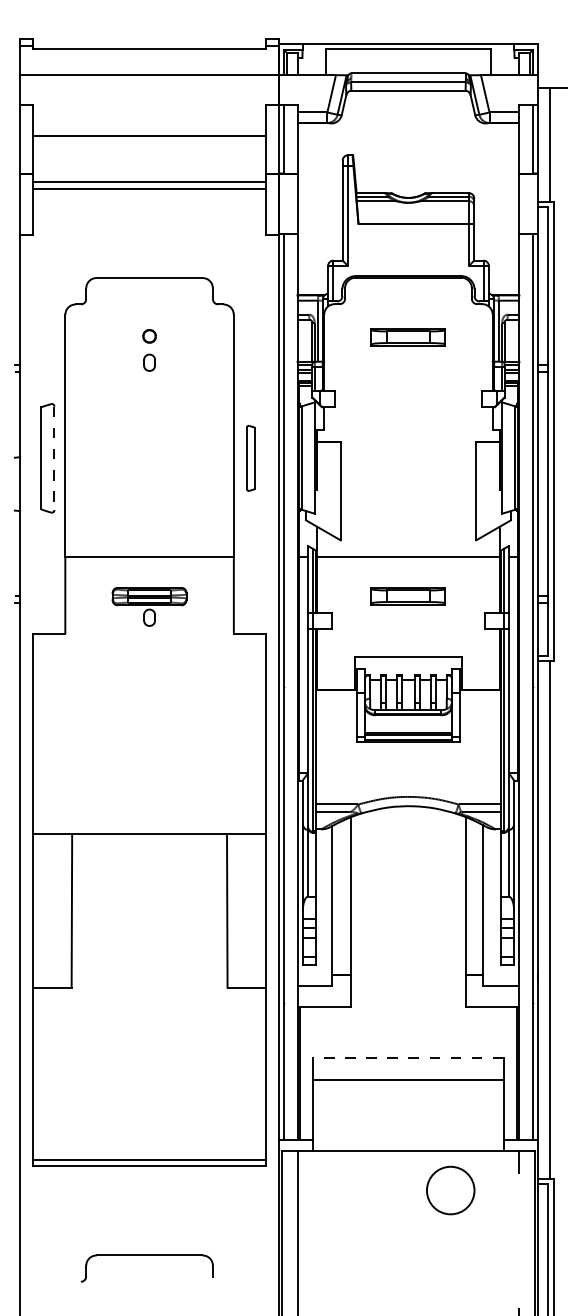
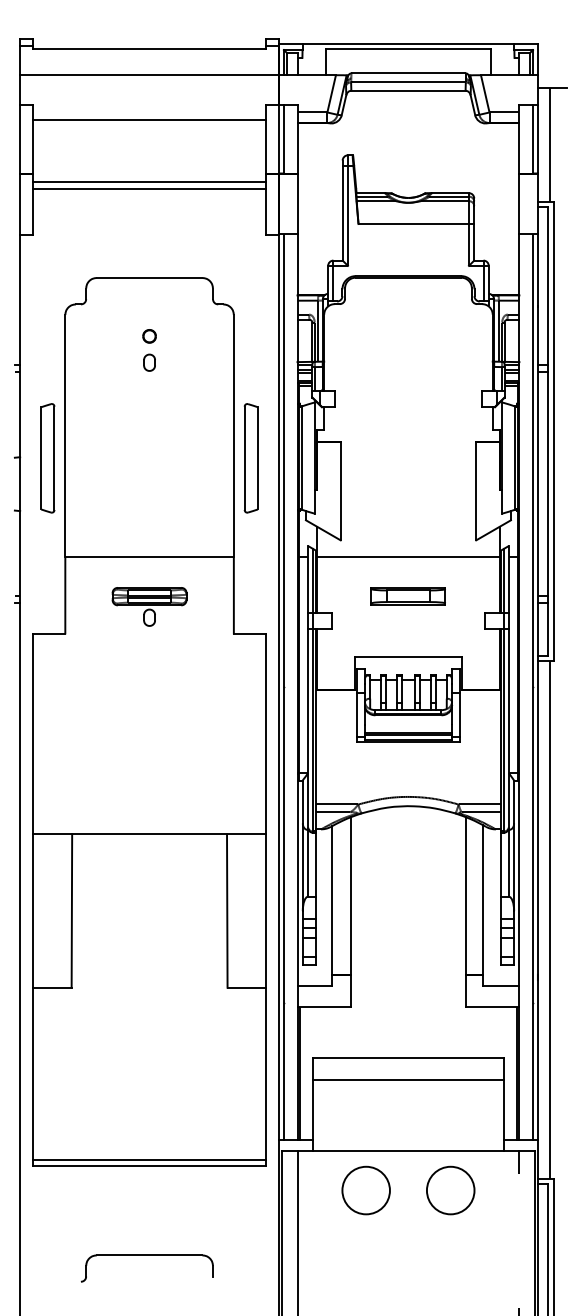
line position: (149, 135) -> (149, 119) (149, 119)
part: present -> none (407, 337)
part size: 10x68 px -> 16x111 px (250, 458)
line: dashed -> solid (54, 458)
line: dashed -> solid (407, 1058)
circle: none -> present (365, 1190)
